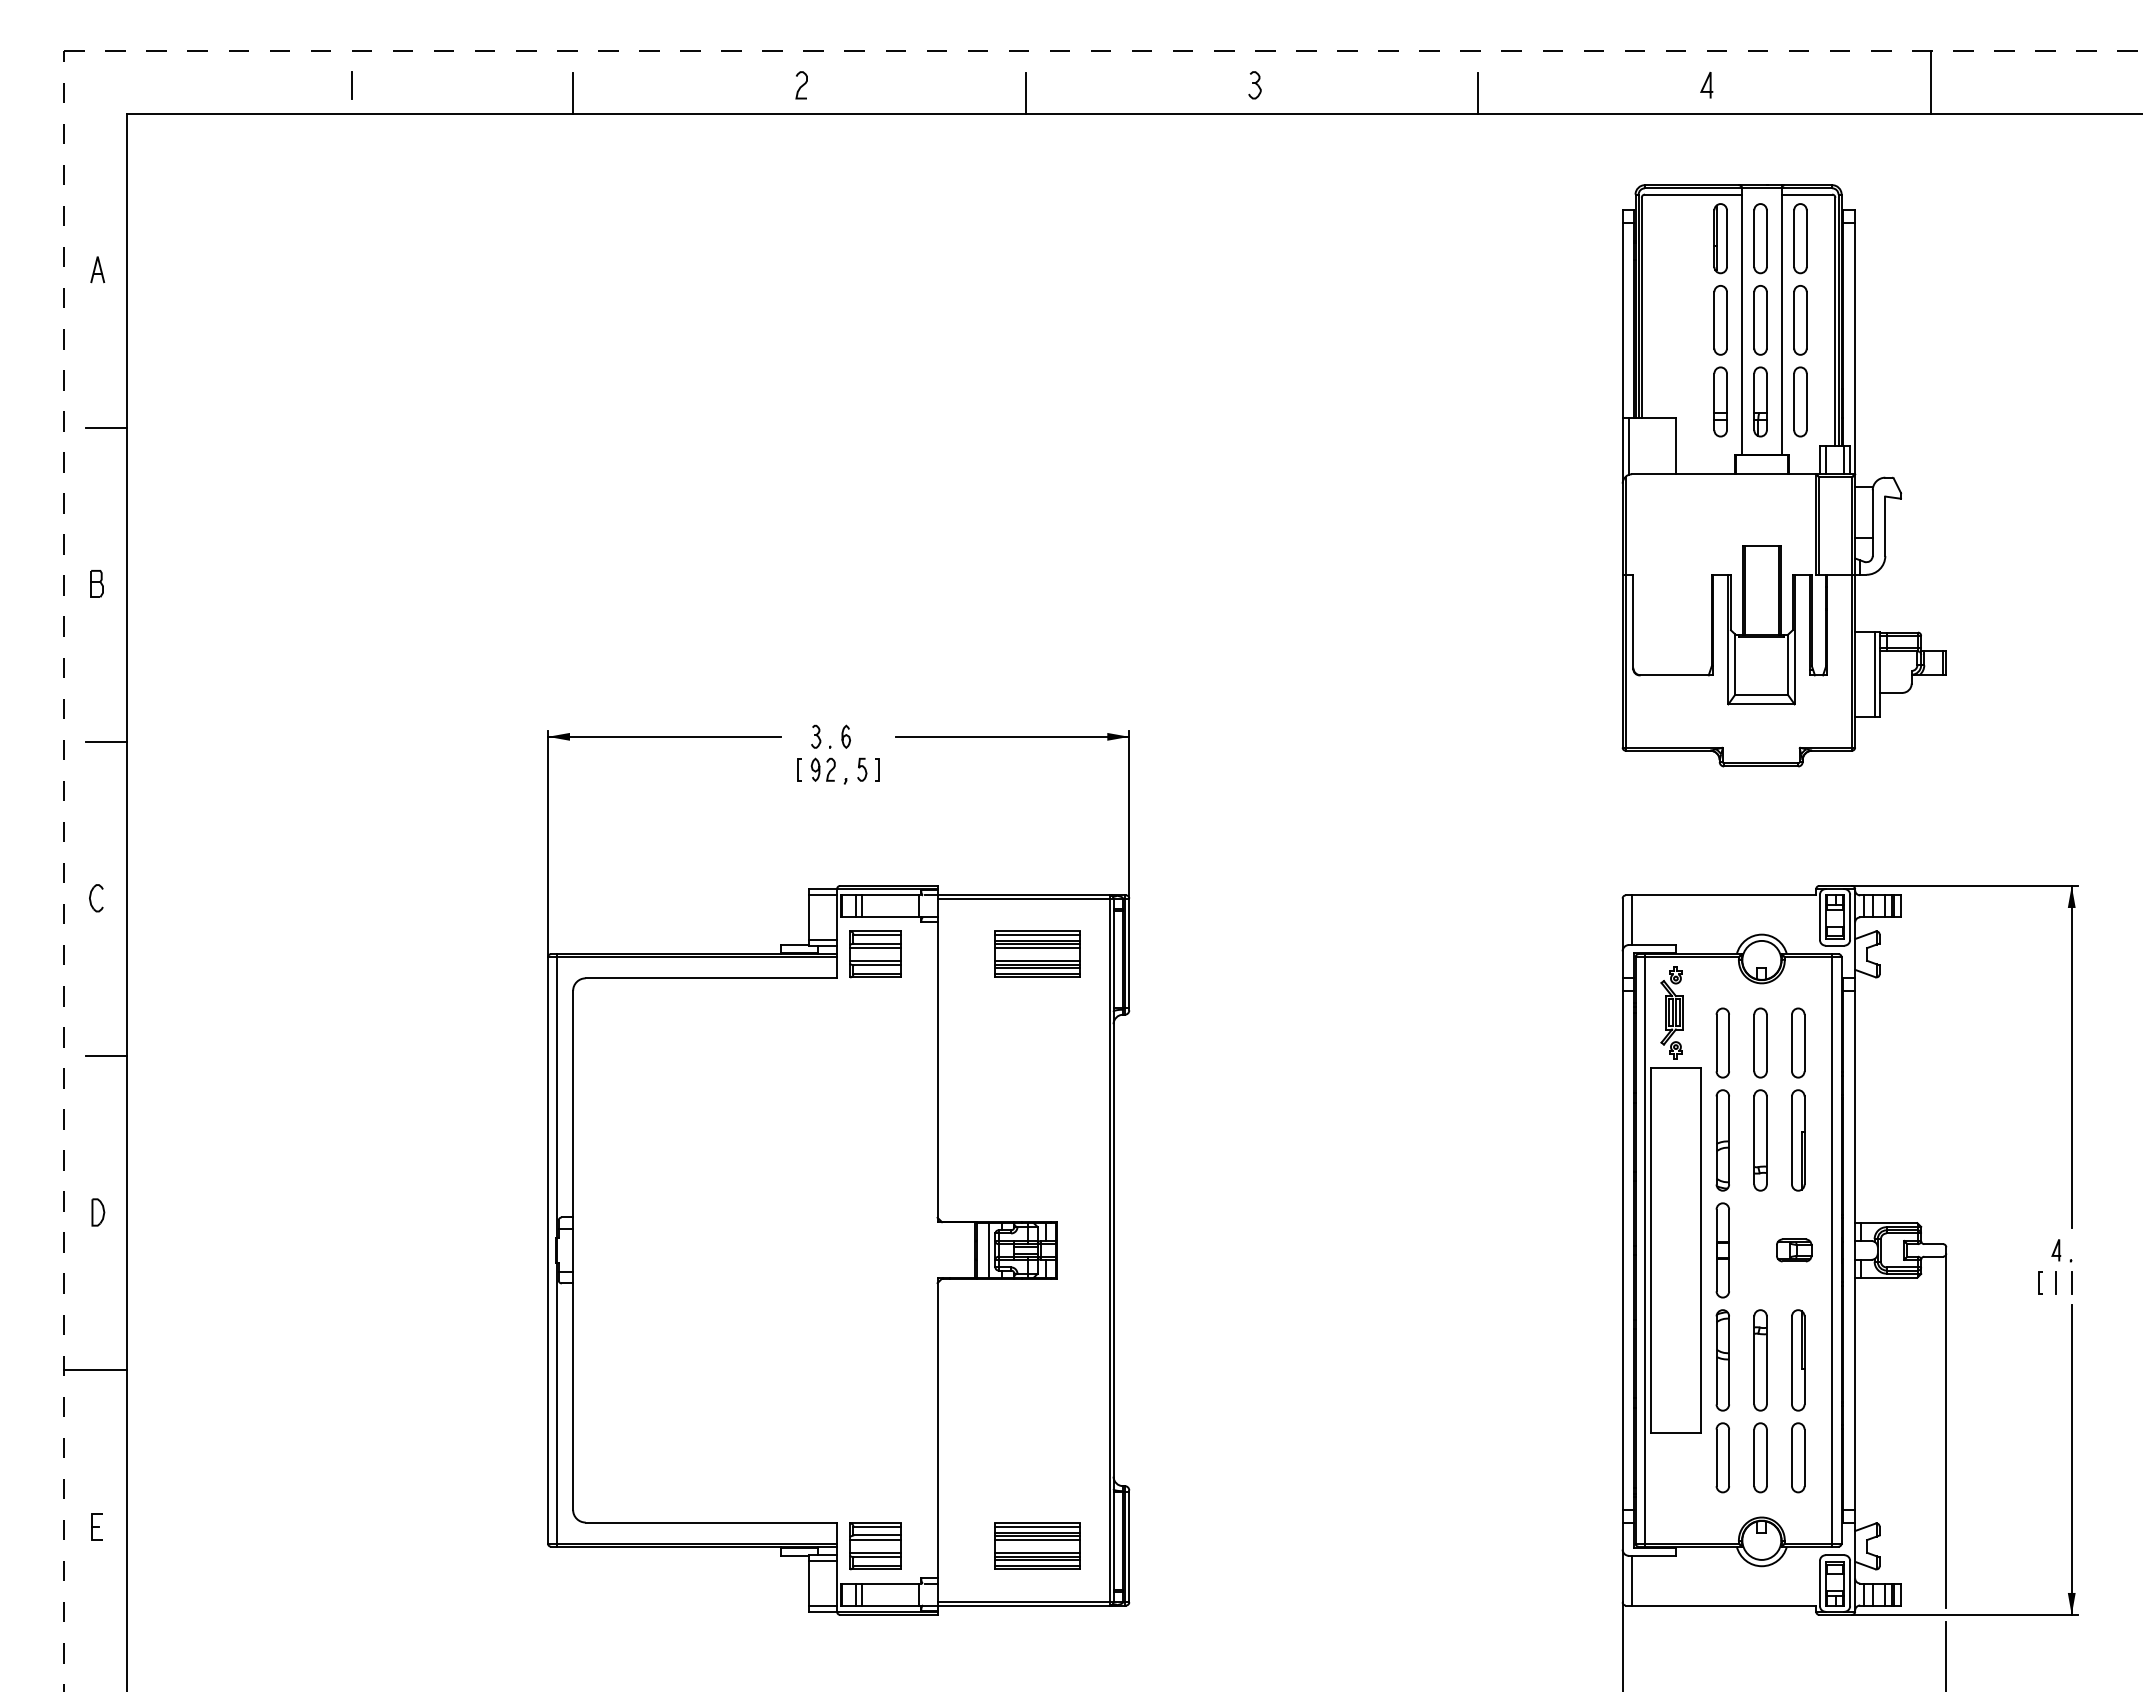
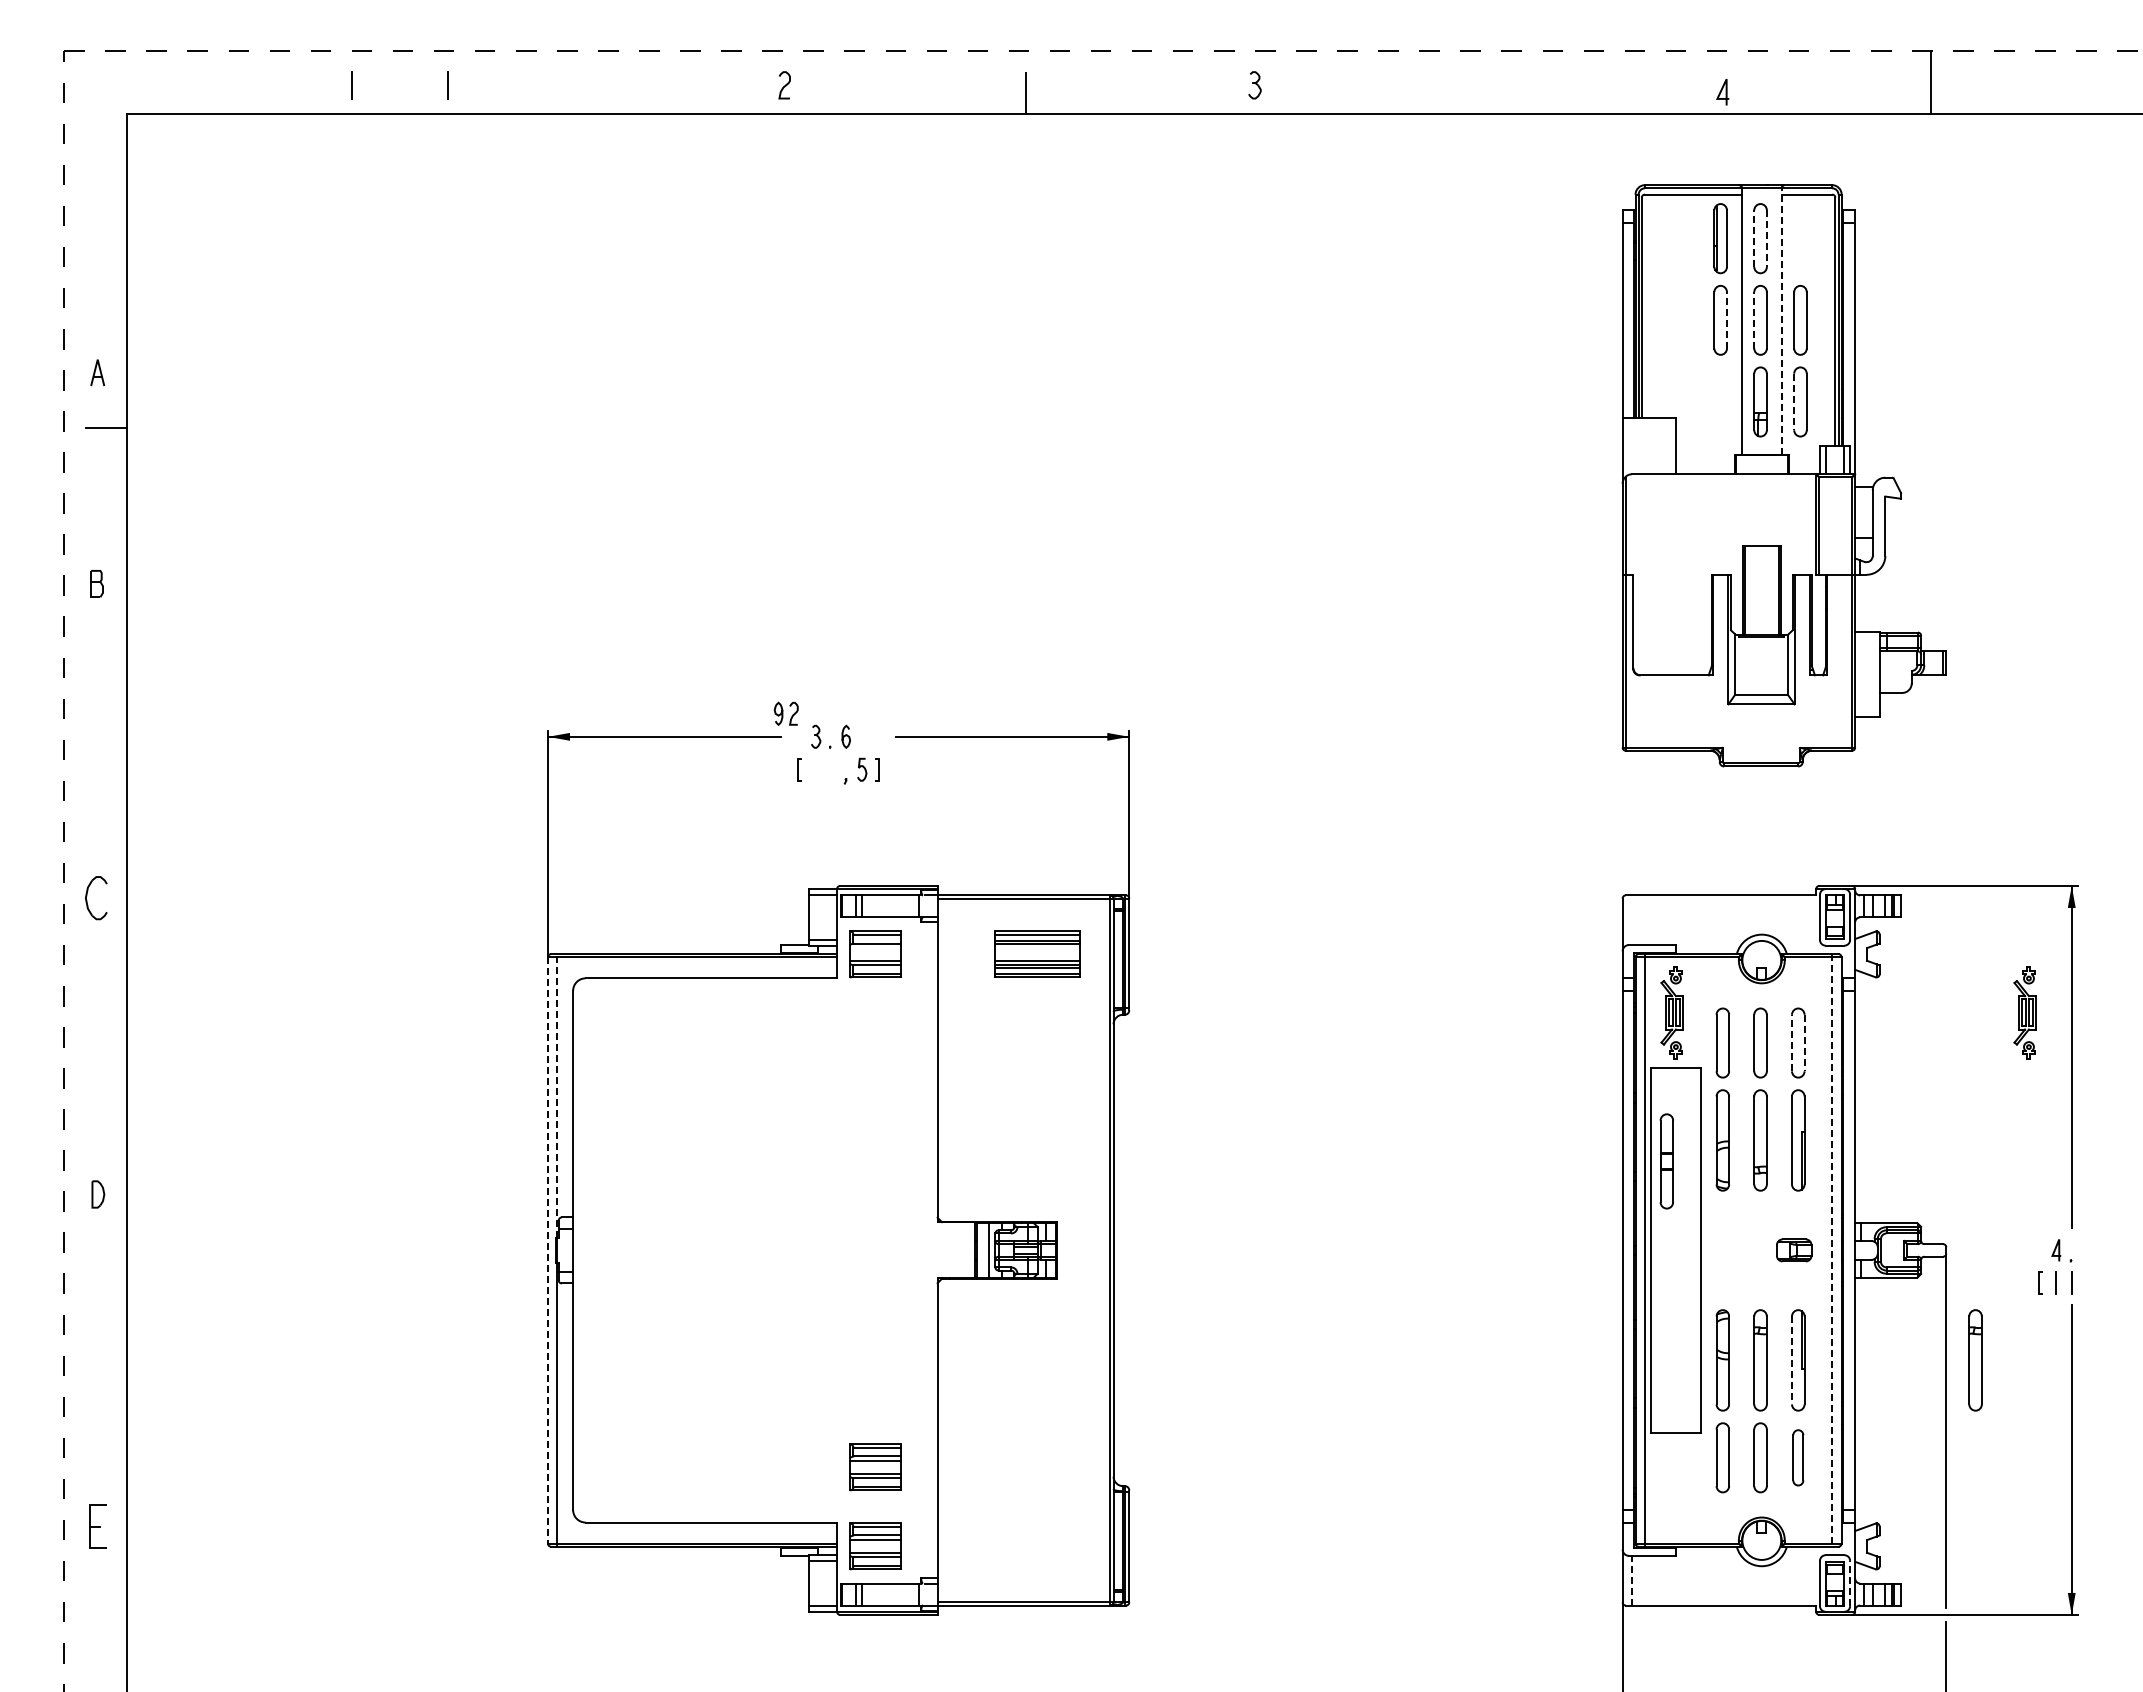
line: none -> present (447, 85)
curve position: (801, 85) -> (784, 85) (784, 85)
line position: (1705, 85) -> (1721, 92) (1721, 92)
line: present -> none (573, 92)
line: present -> none (1478, 92)
line: solid -> dashed (1754, 238)
part: present -> none (1800, 238)
line: solid -> dashed (1766, 239)
part position: (97, 269) -> (97, 372) (97, 372)
line: solid -> dashed (1726, 319)
line: solid -> dashed (1754, 319)
line: solid -> dashed (1781, 321)
part: present -> none (1720, 401)
line: solid -> dashed (1794, 402)
line: present -> none (1628, 445)
line: present -> none (1875, 673)
line: present -> none (106, 741)
part position: (822, 769) -> (785, 713) (785, 713)
part size: 15x29 px -> 23x45 px (96, 898)
line: present -> none (1632, 920)
line: present -> none (875, 948)
line: present -> none (1036, 948)
part: none -> present (2024, 1012)
line: solid -> dashed (1792, 1042)
line: solid -> dashed (1804, 1043)
line: present -> none (106, 1056)
line: solid -> dashed (557, 1096)
part position: (98, 1212) -> (98, 1194) (98, 1194)
line: solid -> dashed (547, 1250)
part position: (1722, 1250) -> (1666, 1161) (1666, 1161)
line: solid -> dashed (1832, 1250)
line: solid -> dashed (1792, 1360)
part: none -> present (1975, 1360)
line: present -> none (95, 1370)
part size: 15x72 px -> 13x58 px (1798, 1457)
part: none -> present (875, 1467)
part size: 12x28 px -> 18x45 px (97, 1526)
part: present -> none (1037, 1545)
line: solid -> dashed (1632, 1580)
line: solid -> dashed (1850, 1583)
